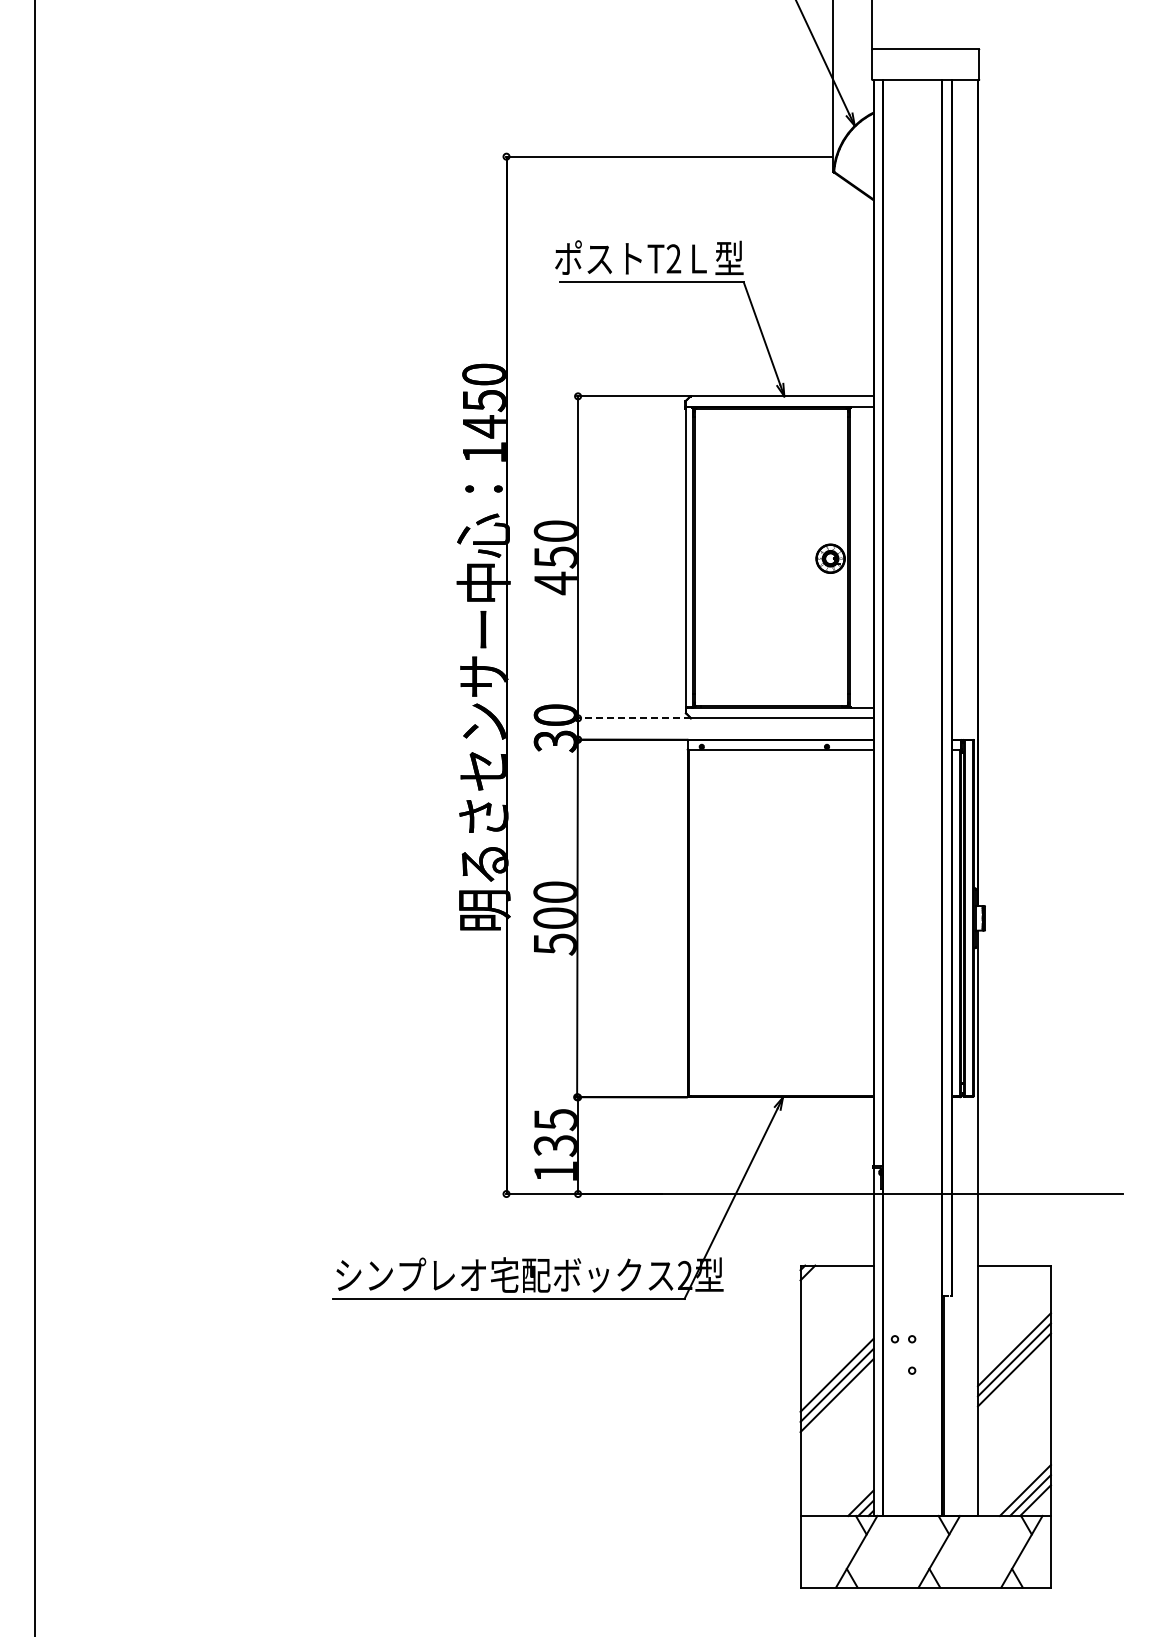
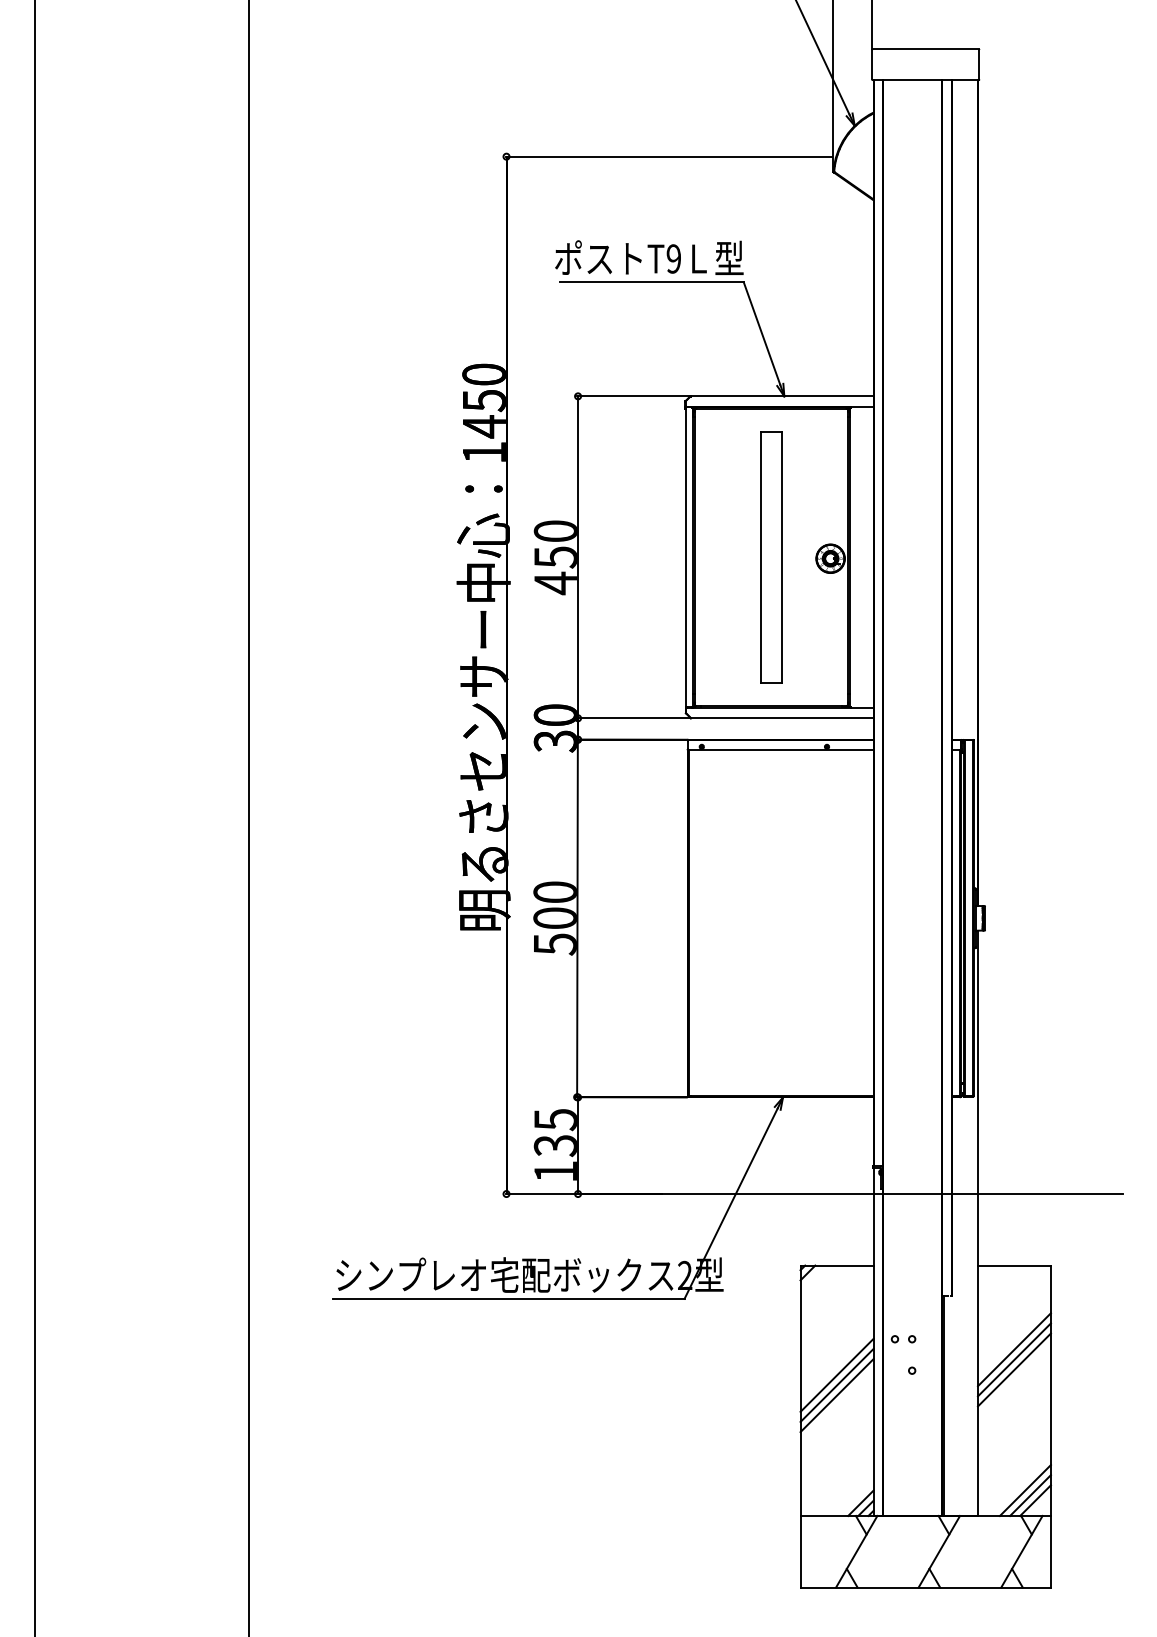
text: T2 -> T9 (673, 258)
part: none -> present (771, 557)
line: dashed -> solid (634, 718)
line: none -> present (249, 817)
